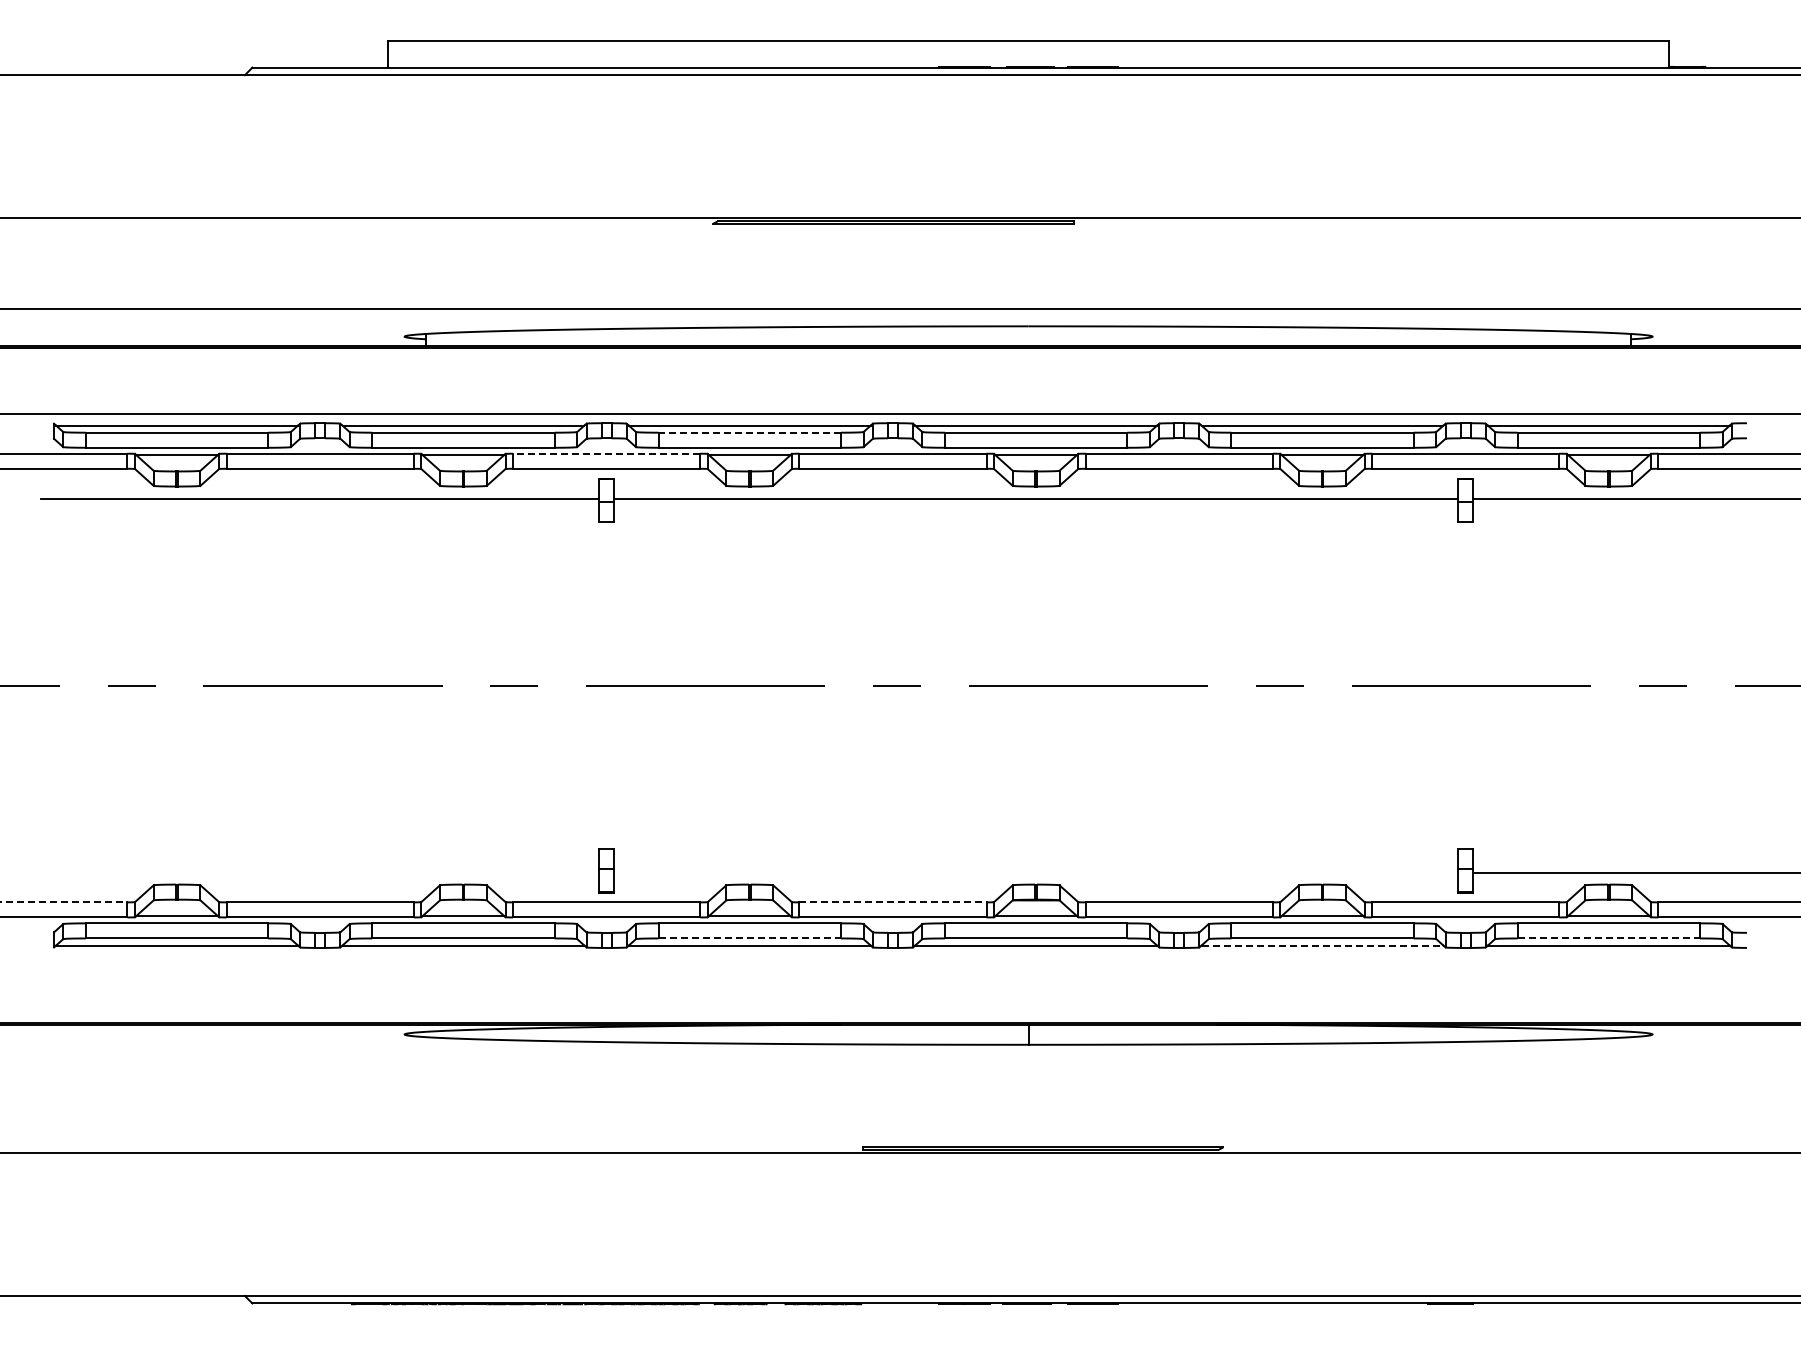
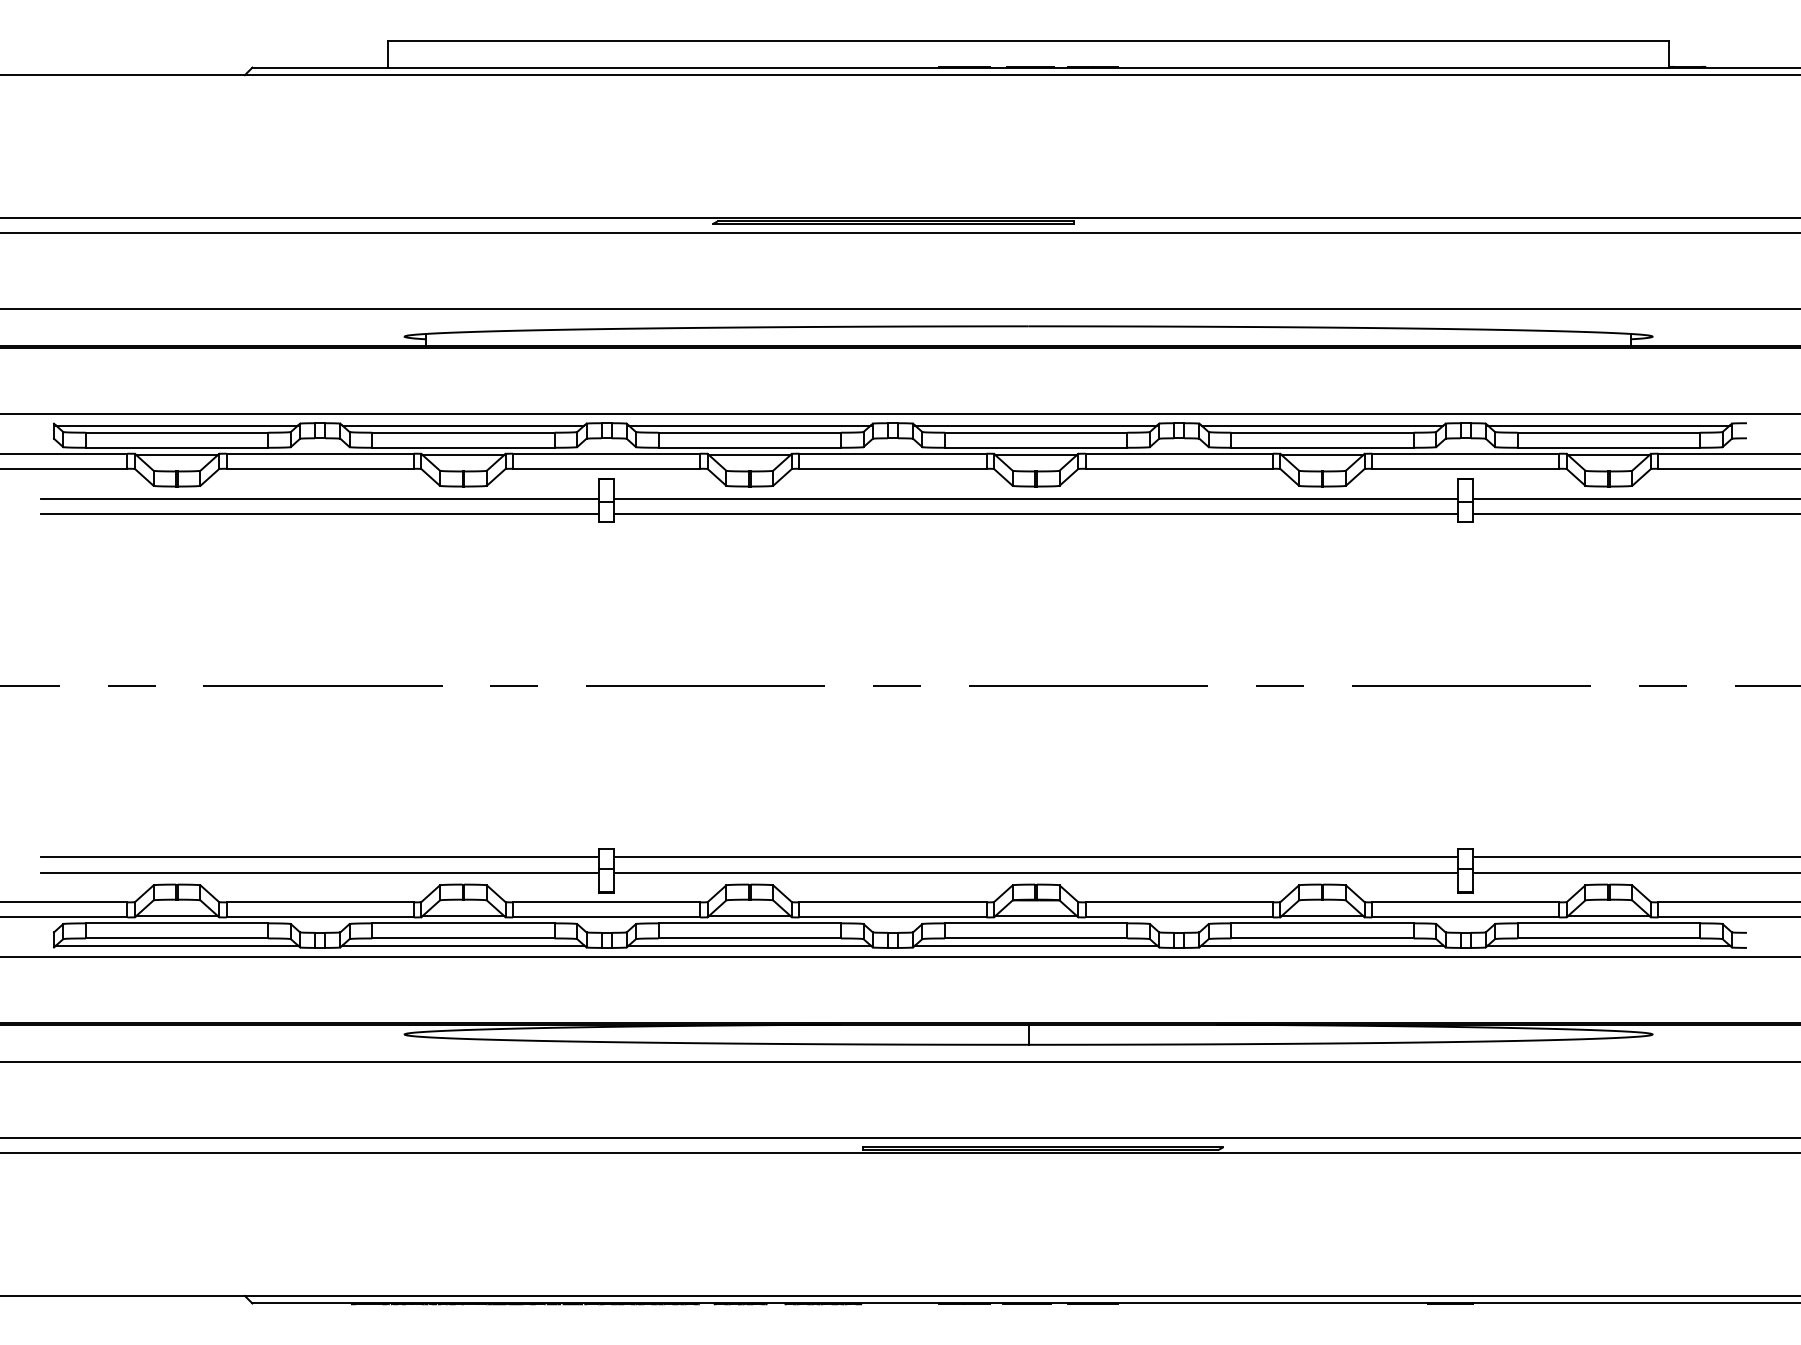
line: none -> present (899, 233)
line: dashed -> solid (749, 432)
line: dashed -> solid (606, 453)
line: none -> present (320, 513)
line: none -> present (1036, 513)
line: none -> present (1635, 513)
line: none -> present (320, 857)
line: none -> present (1036, 857)
line: none -> present (1635, 857)
line: none -> present (320, 872)
line: none -> present (1036, 872)
line: dashed -> solid (63, 902)
line: dashed -> solid (892, 902)
line: dashed -> solid (750, 938)
line: dashed -> solid (1609, 938)
line: dashed -> solid (1322, 945)
line: none -> present (899, 957)
line: none -> present (899, 1062)
line: none -> present (899, 1137)
